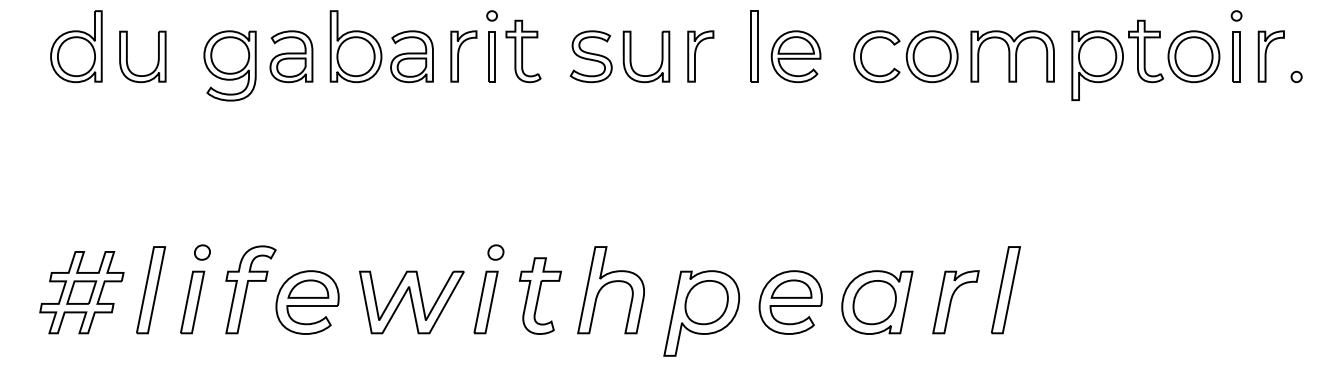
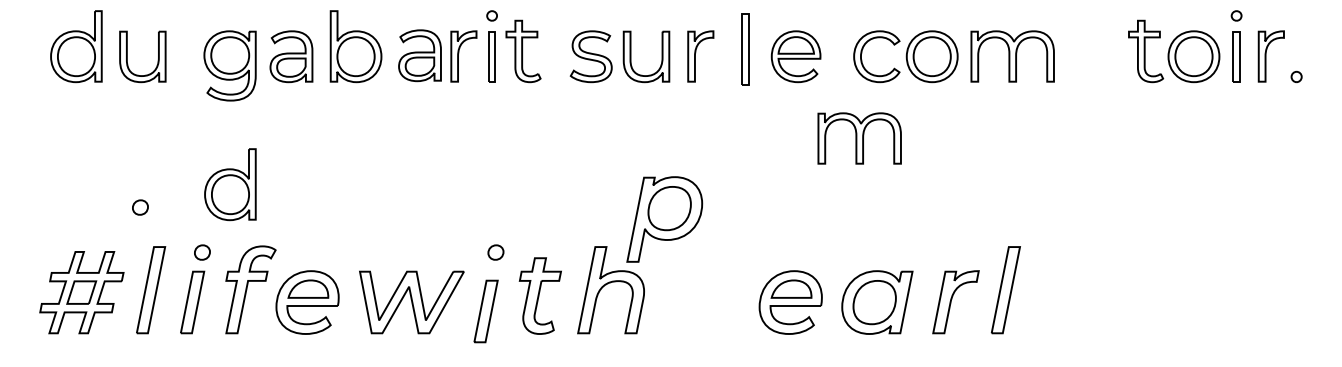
part position: (754, 46) -> (745, 49) (745, 49)
part position: (411, 56) -> (419, 55) (419, 55)
part: present -> none (1097, 65)
part: none -> present (859, 138)
part: none -> present (230, 184)
part: none -> present (140, 207)
part position: (485, 302) -> (485, 311) (485, 311)
part position: (701, 313) -> (664, 219) (664, 219)
